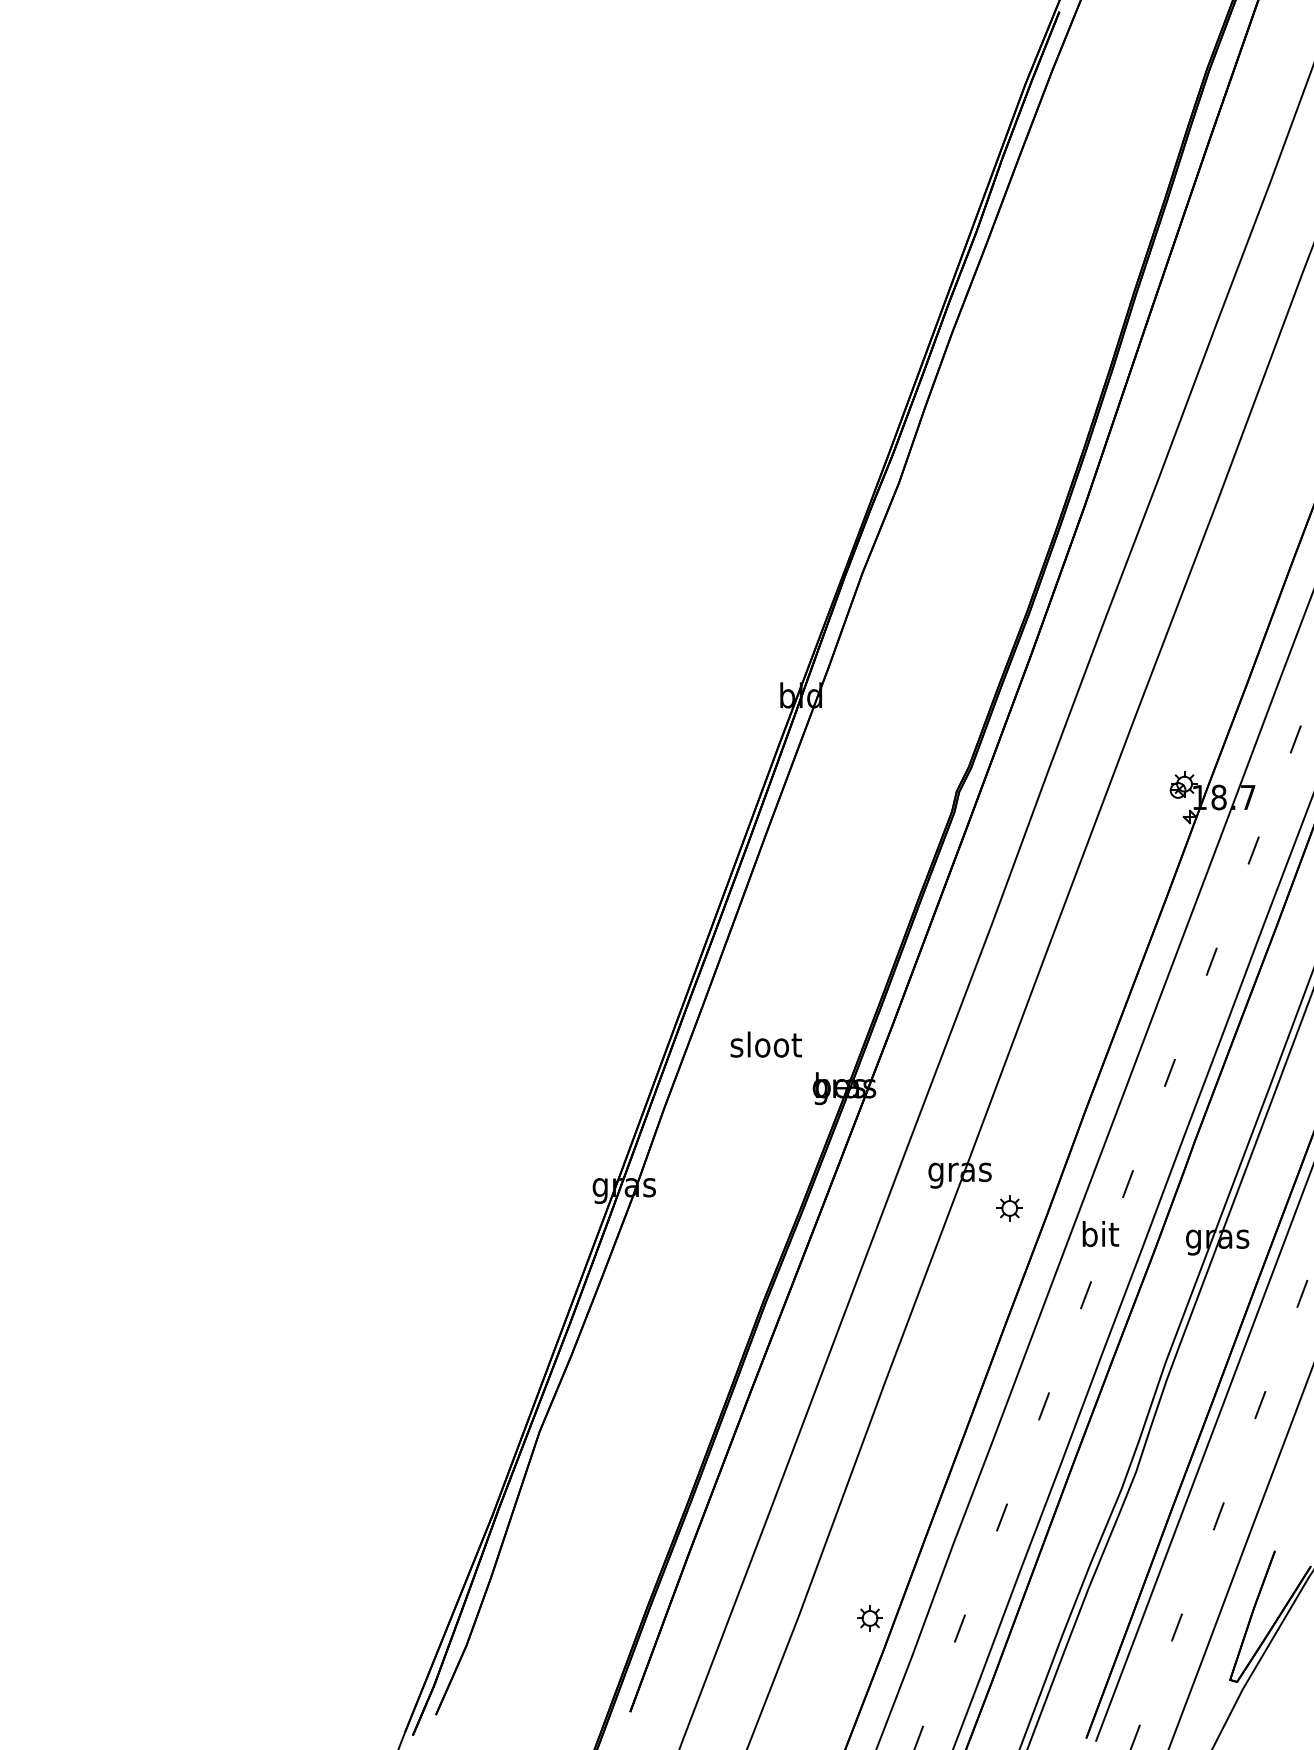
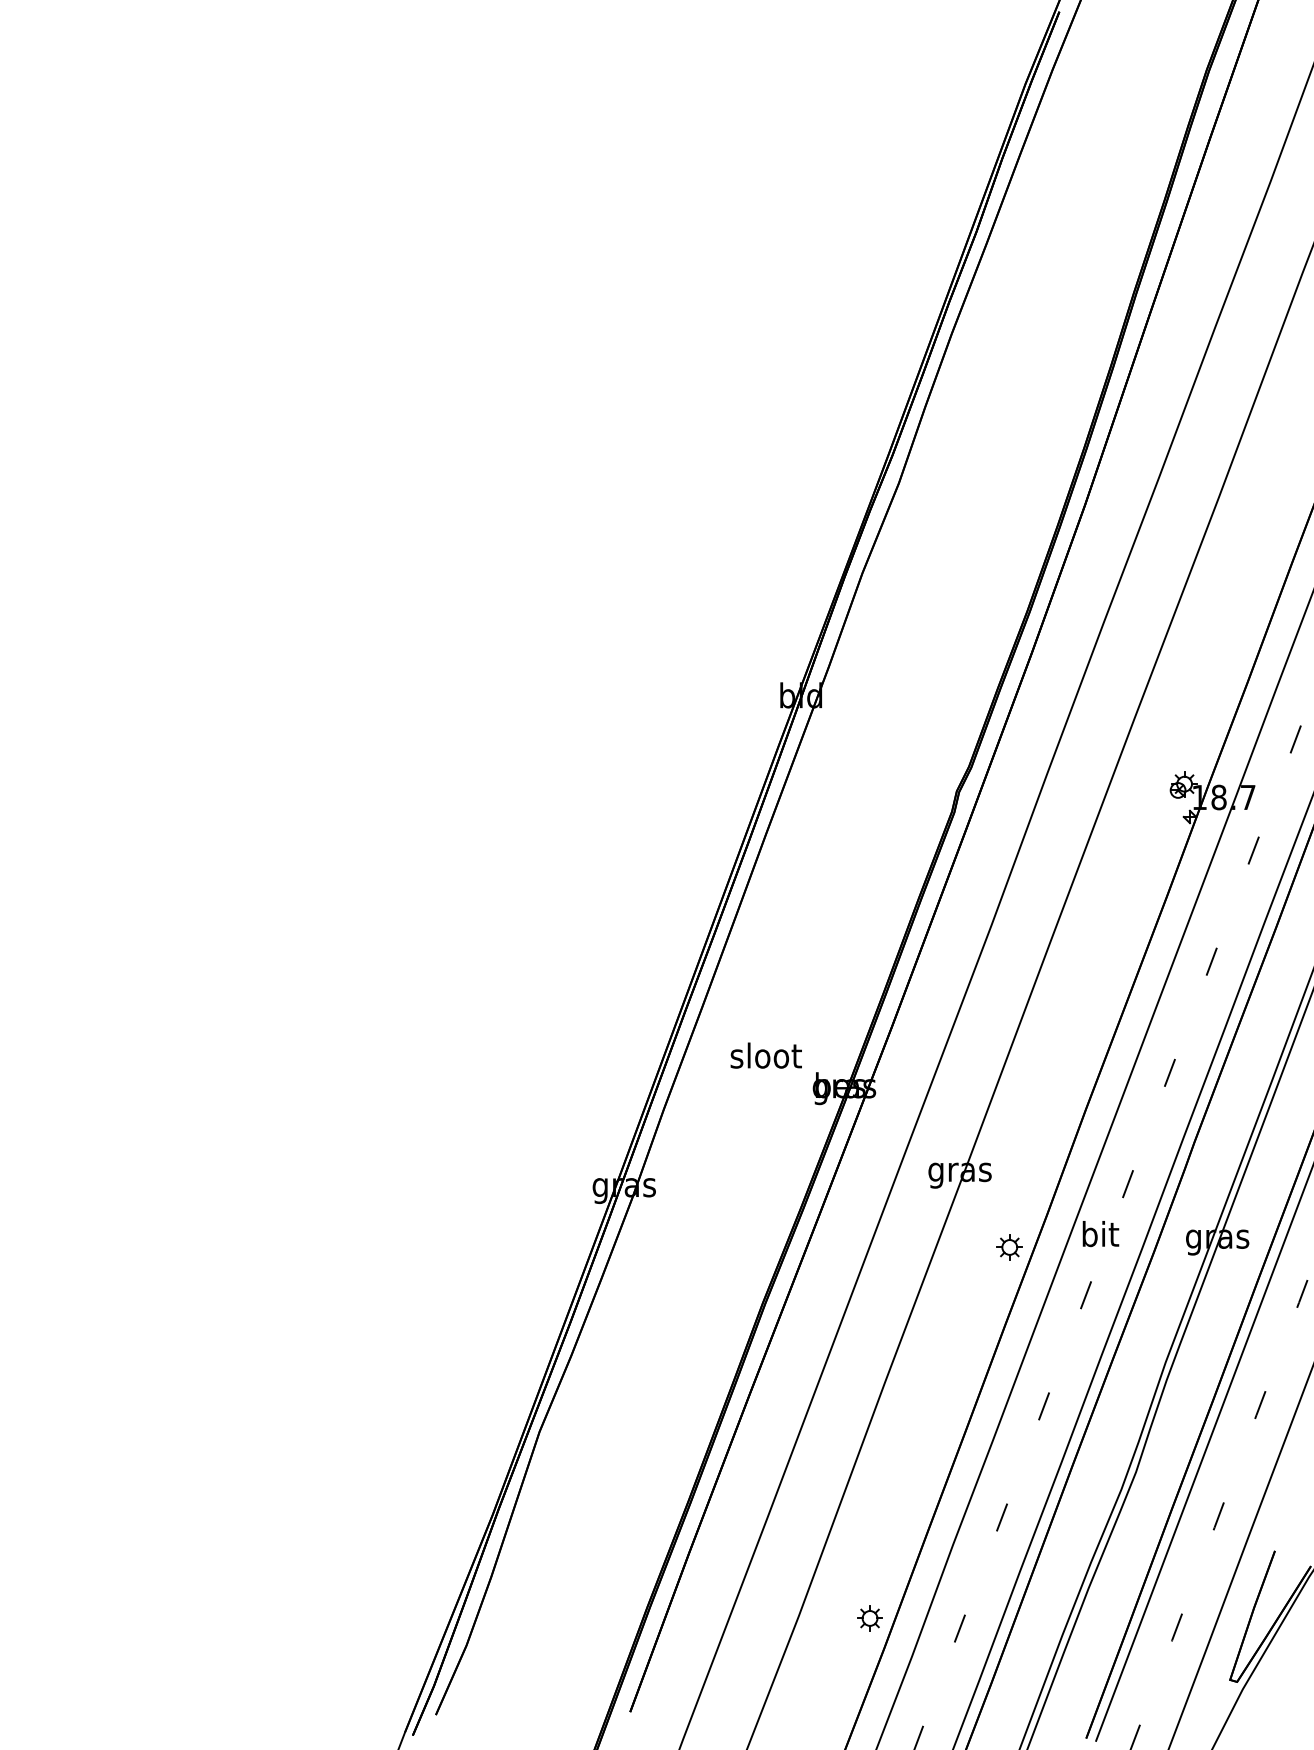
text position: (765, 1044) -> (765, 1055) (765, 1055)
part position: (1009, 1208) -> (1009, 1247) (1009, 1247)
